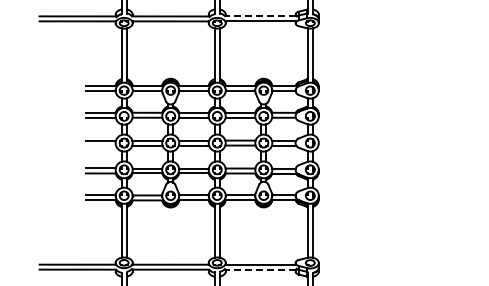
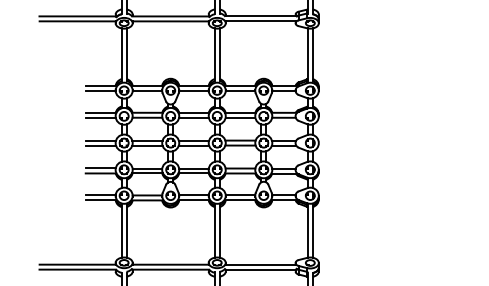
line: dashed -> solid (260, 16)
line: none -> present (100, 145)
line: dashed -> solid (260, 269)
